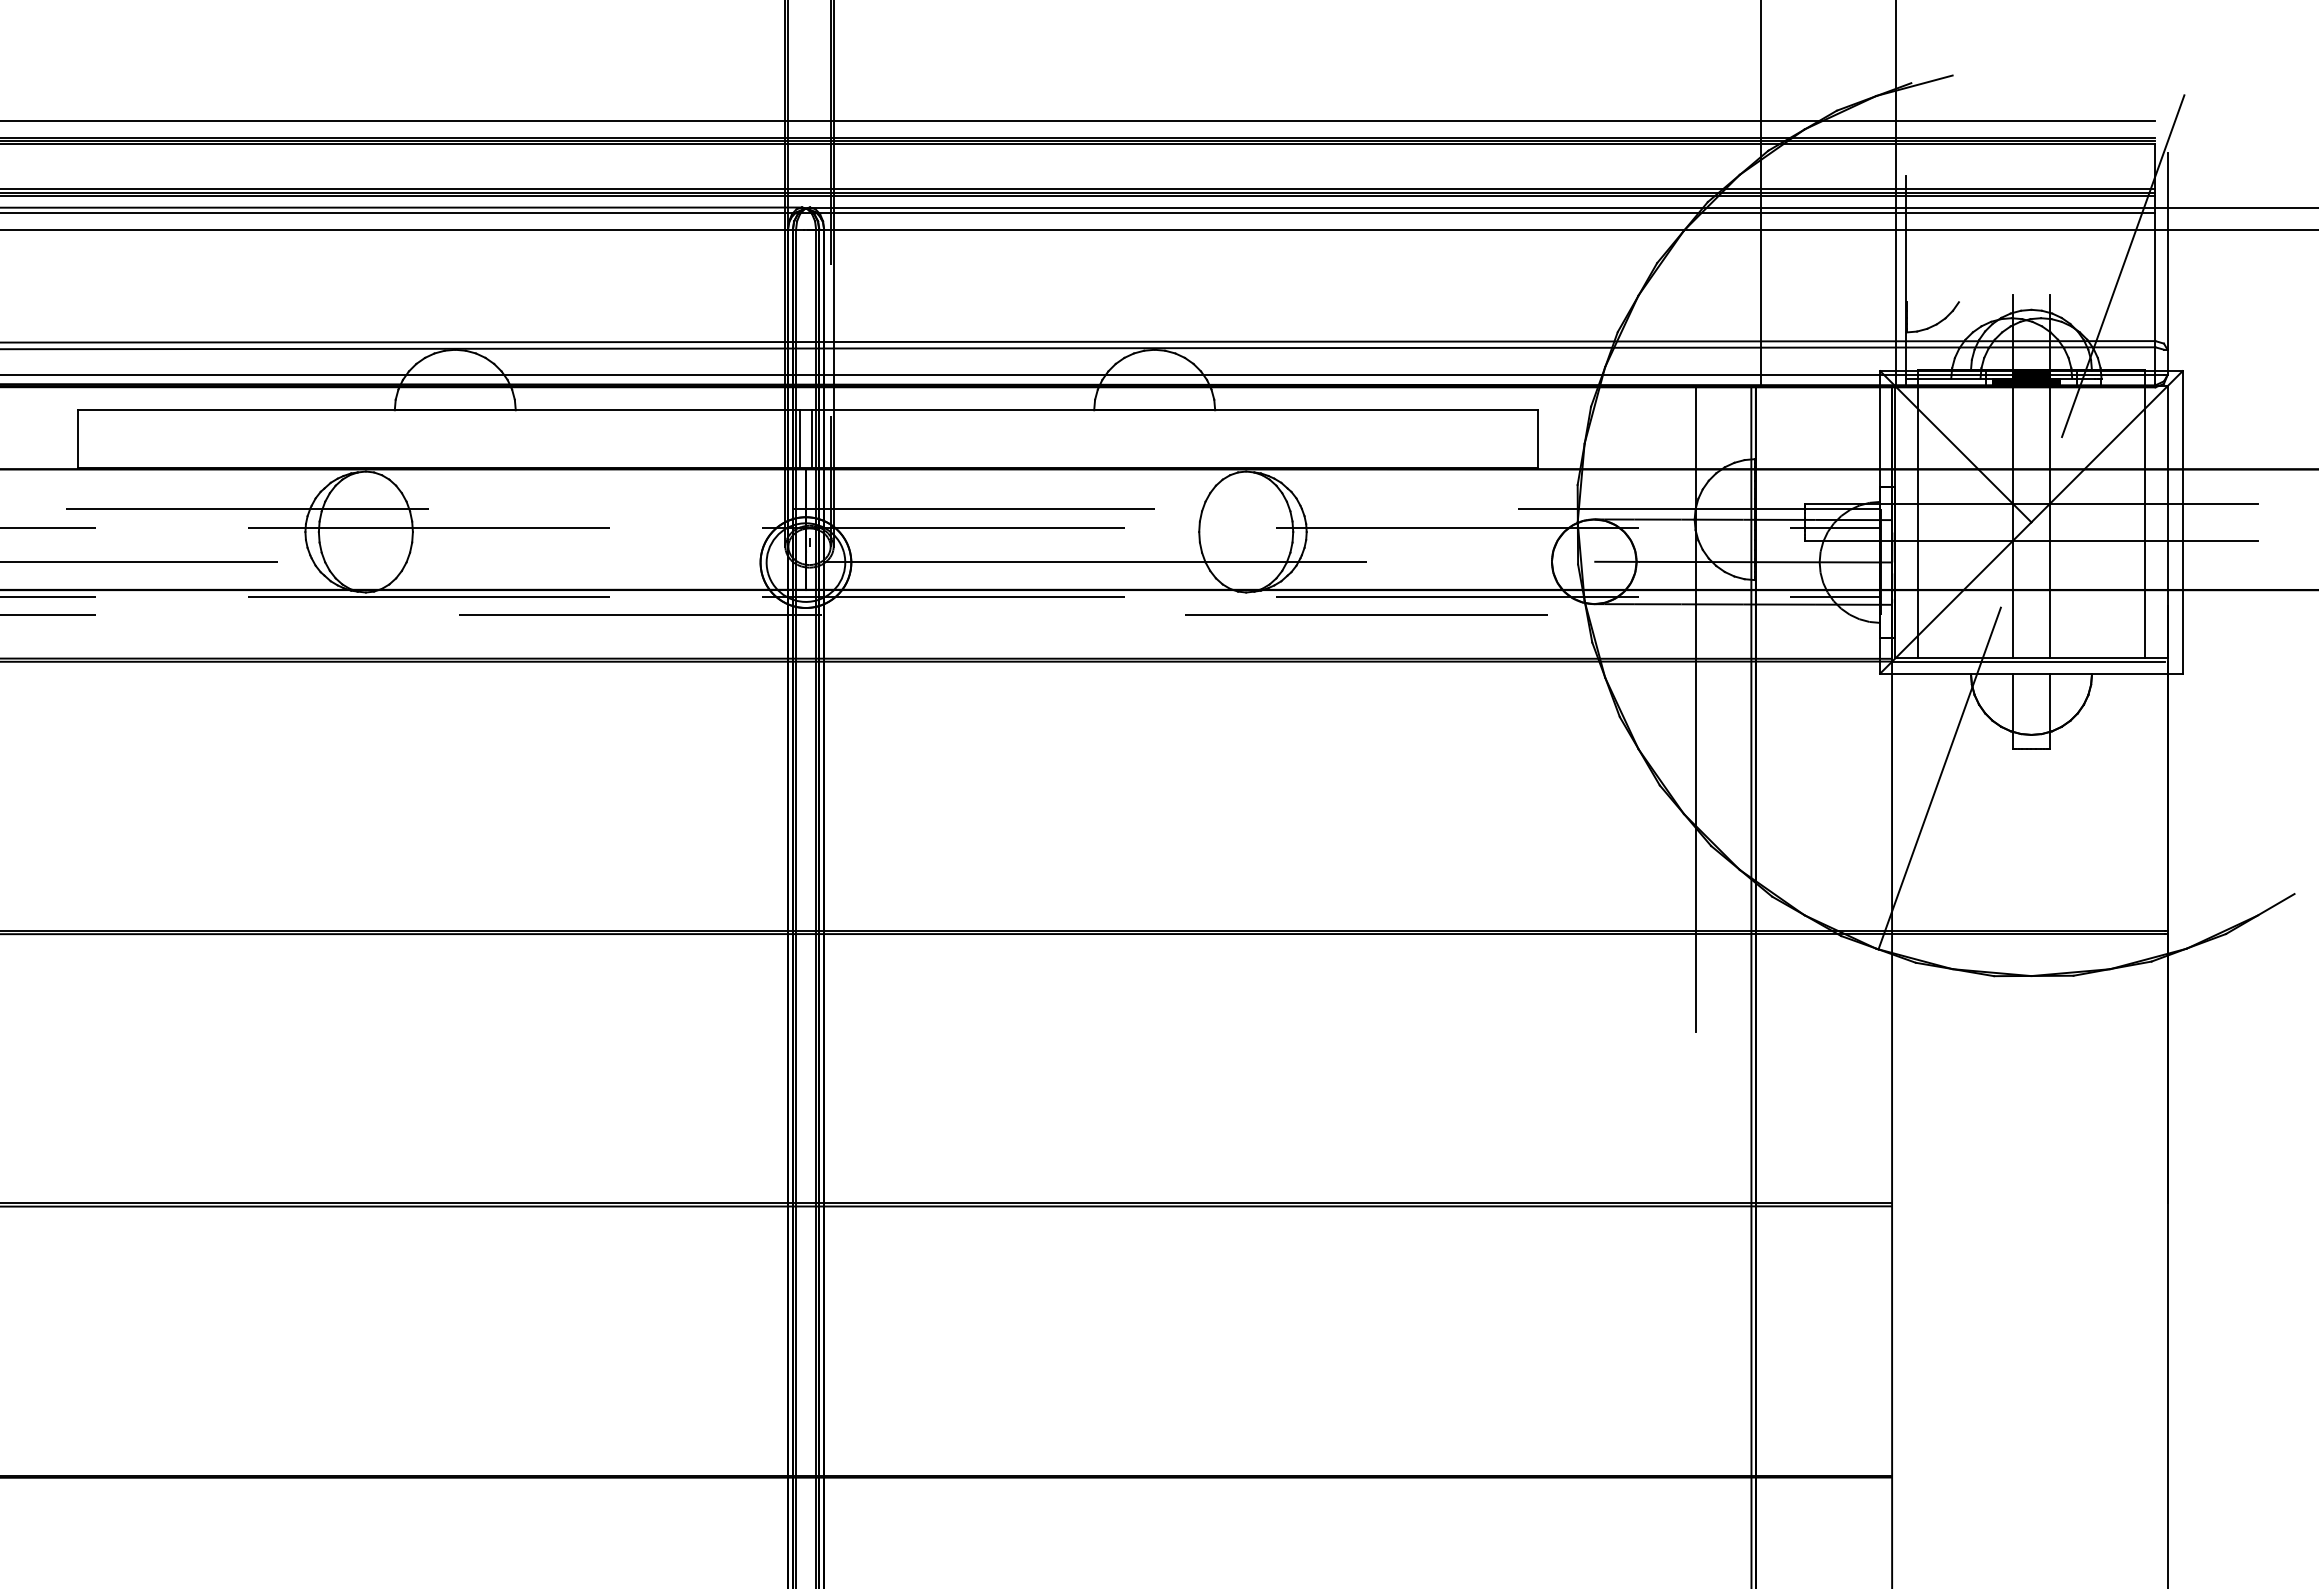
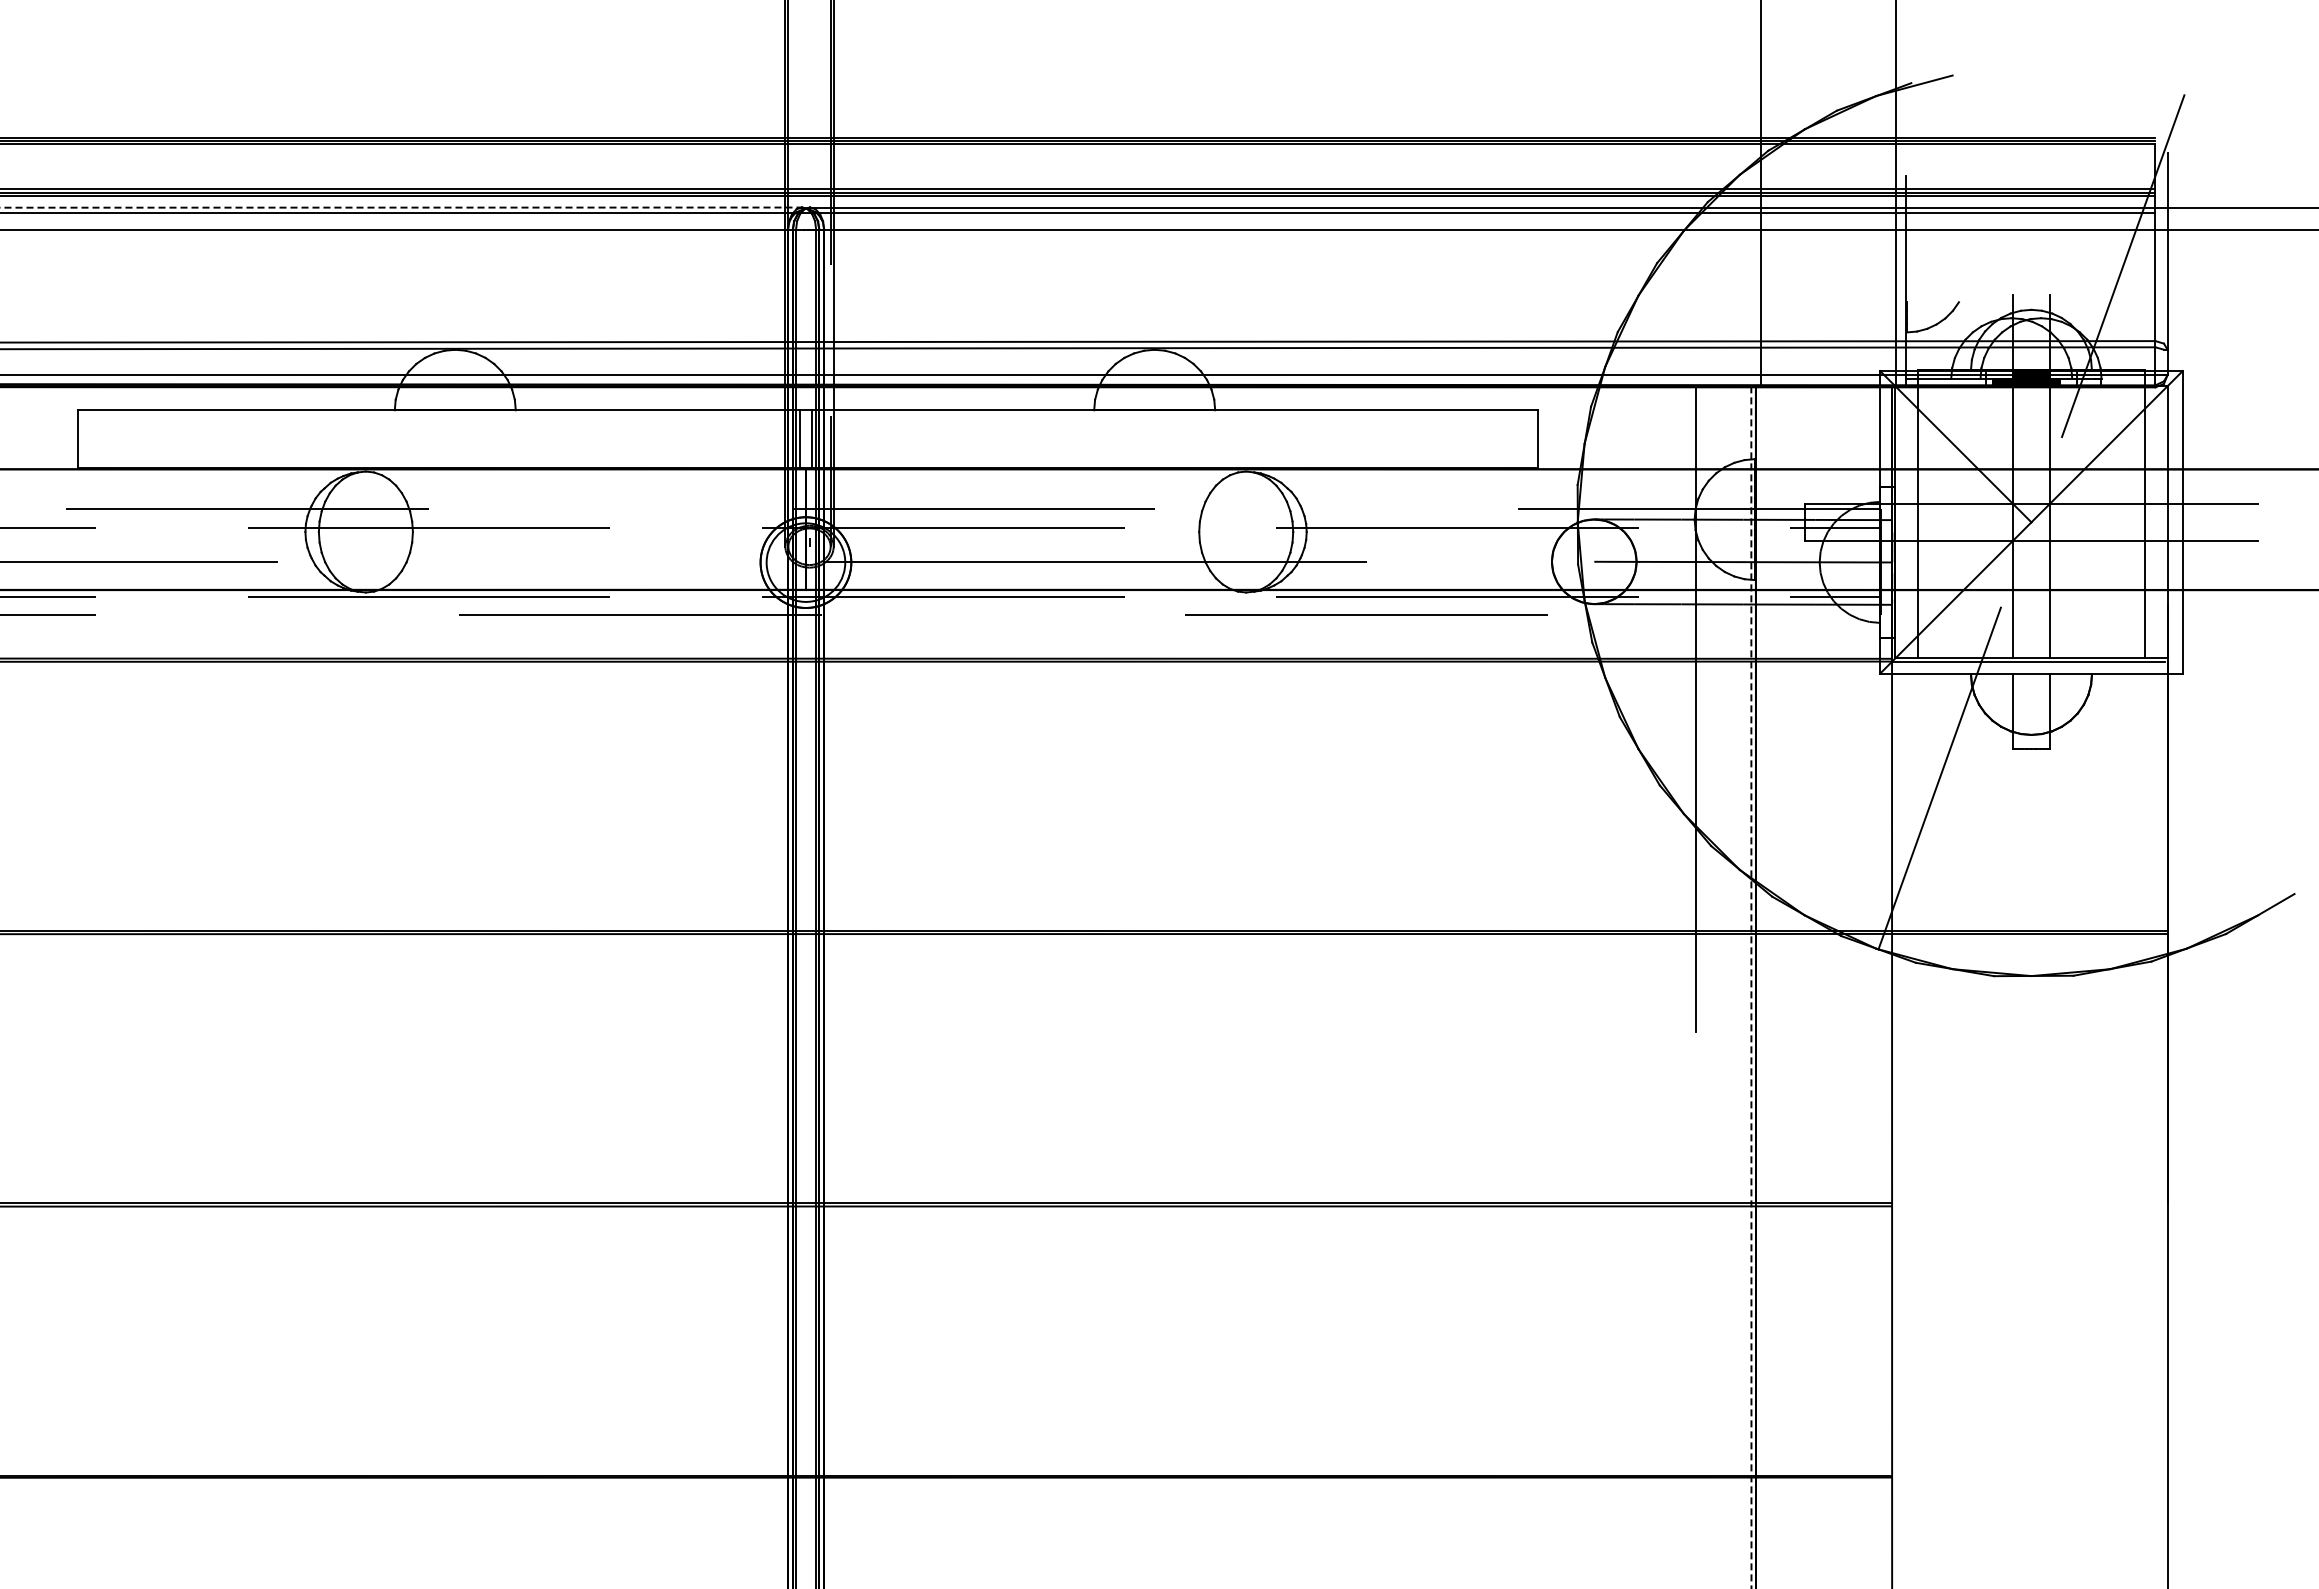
line: present -> none (1078, 120)
line: solid -> dashed (401, 207)
line: solid -> dashed (1751, 987)
